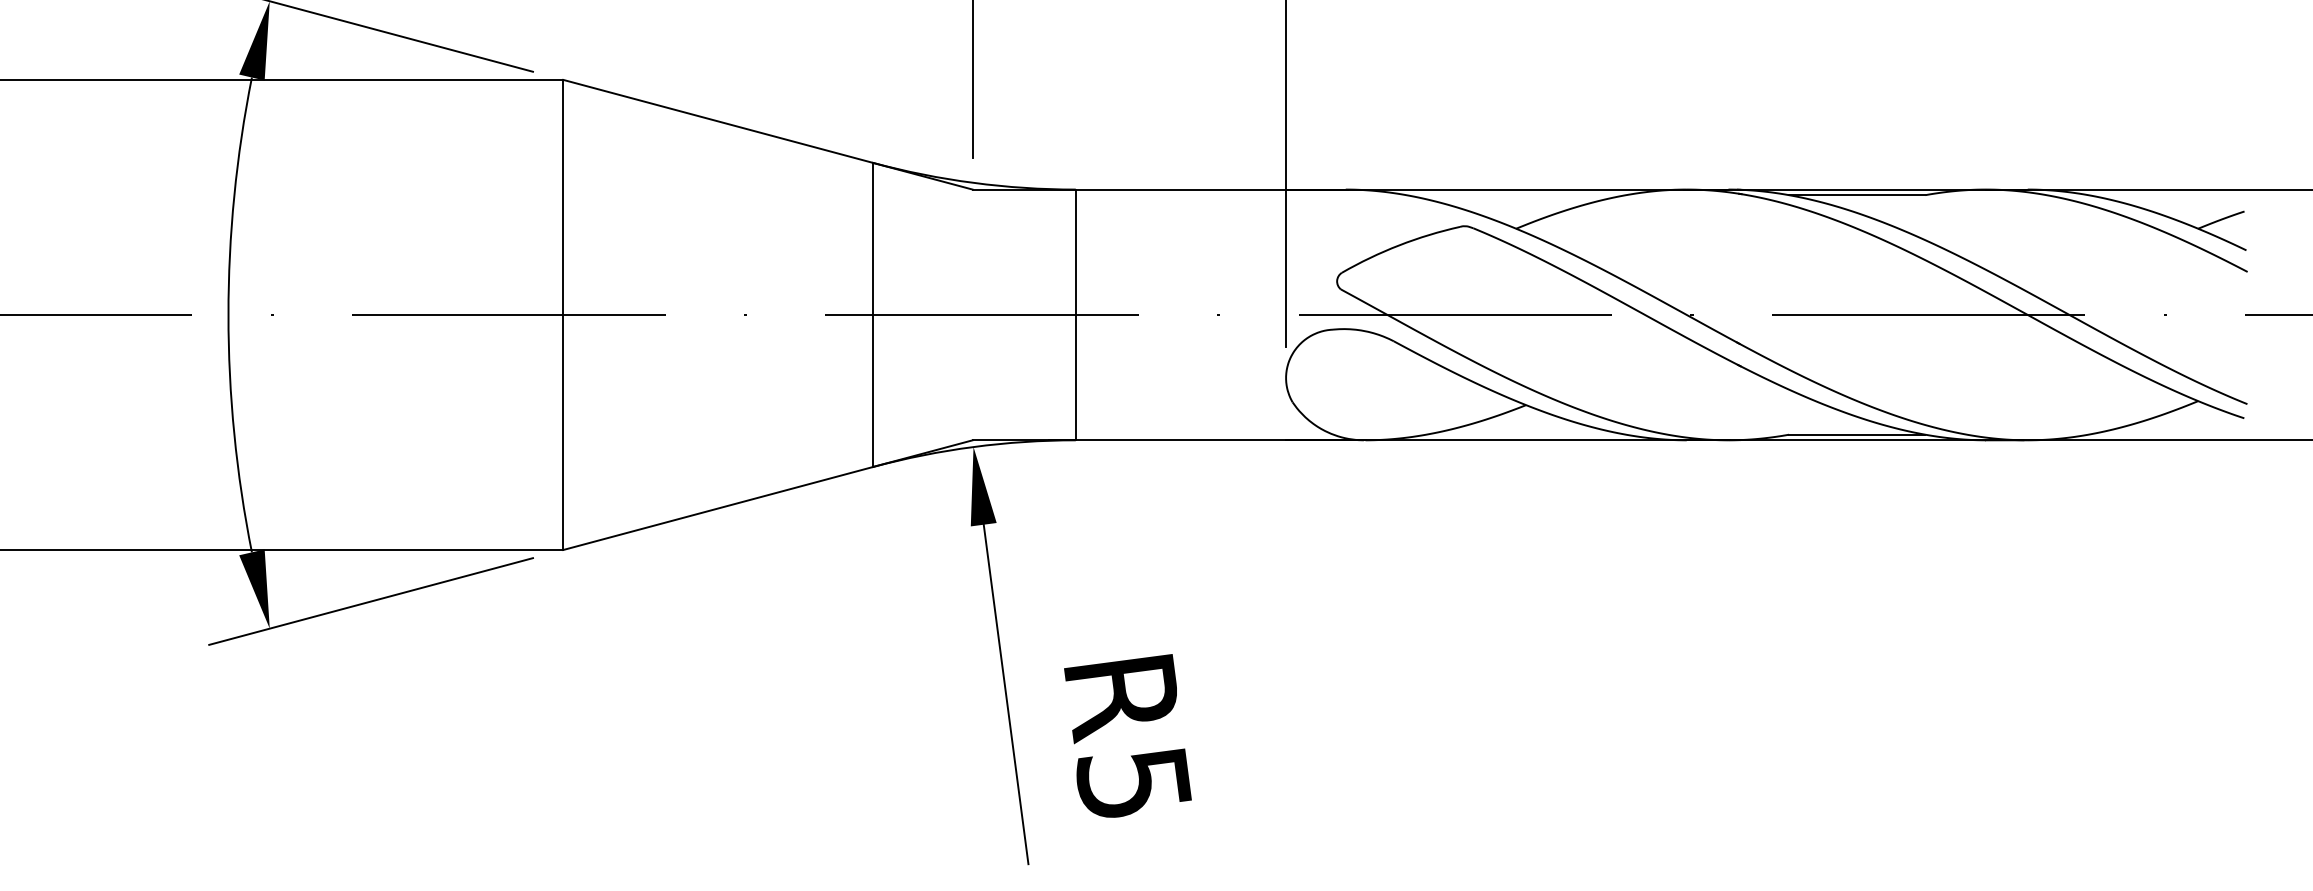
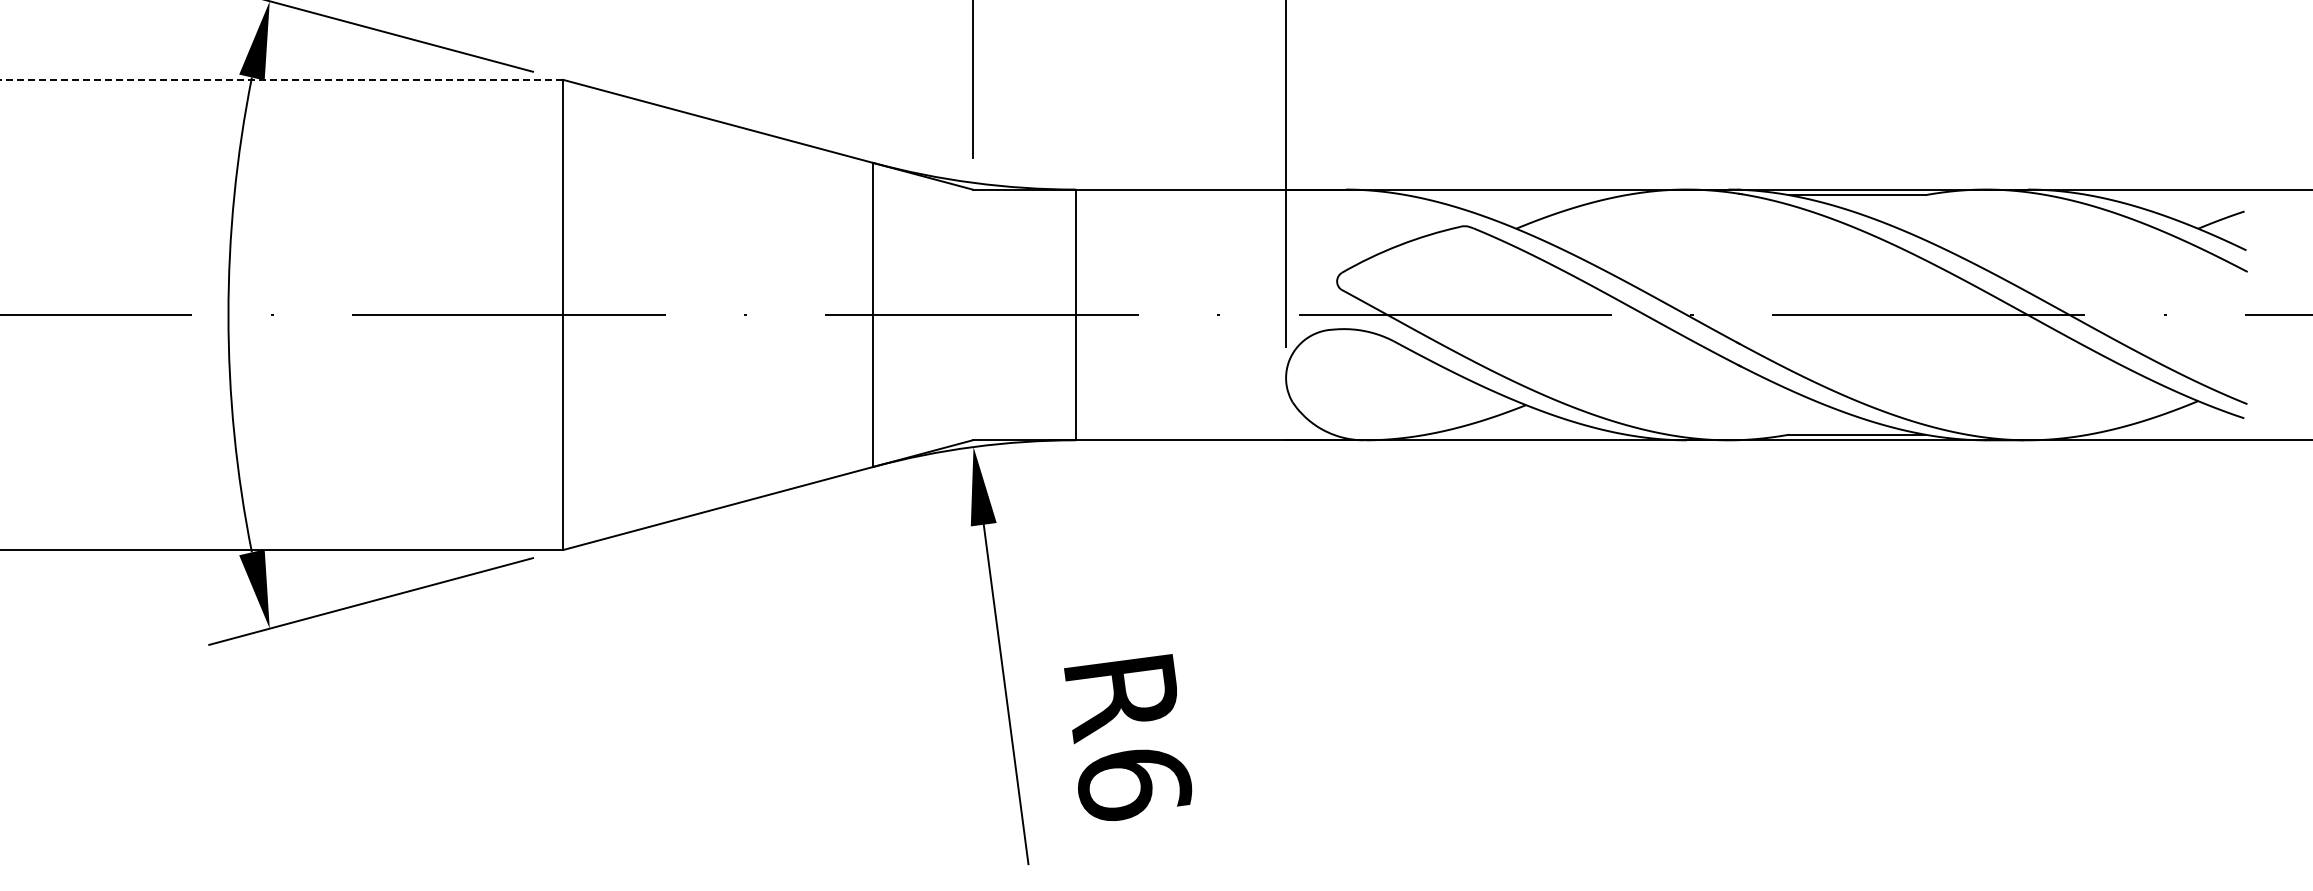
line: solid -> dashed (281, 79)
text: R5 -> R6 (1134, 784)
